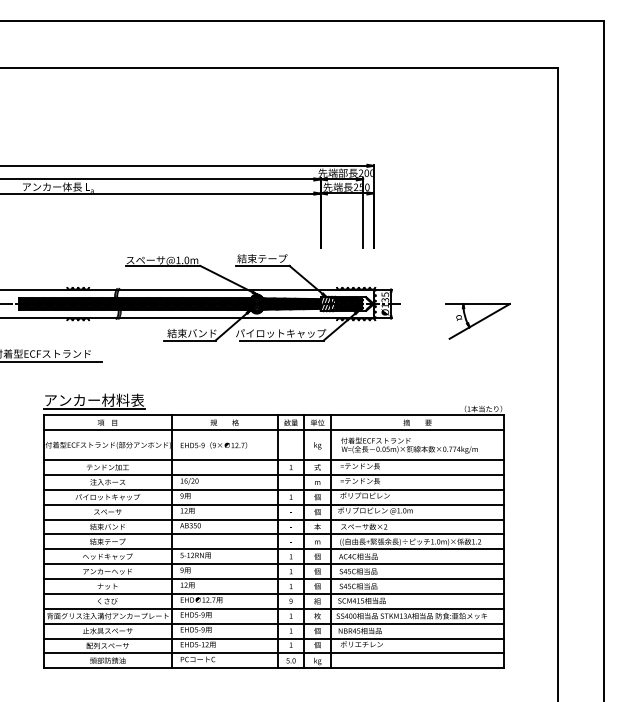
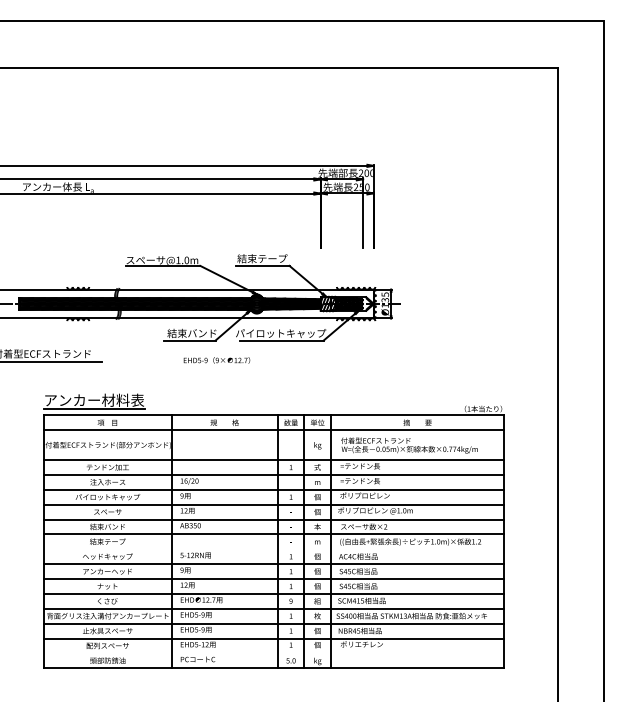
part: present -> none (477, 321)
text position: (213, 445) -> (216, 360) (216, 360)
line: present -> none (274, 549)
line: present -> none (274, 653)
